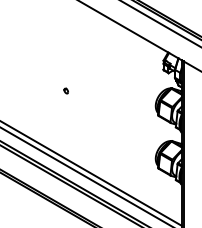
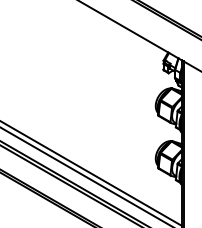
line: present -> none (160, 23)
part: present -> none (65, 90)
